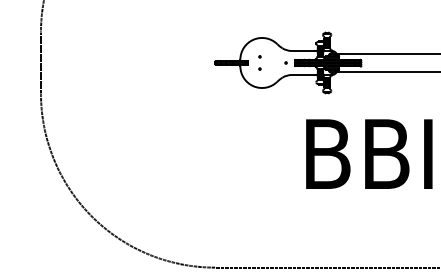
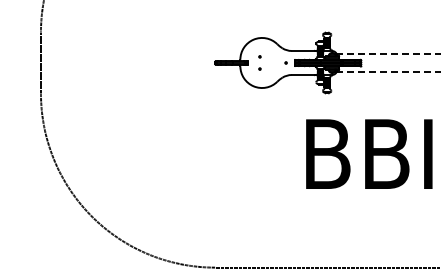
line: solid -> dashed (388, 54)
line: solid -> dashed (388, 71)
